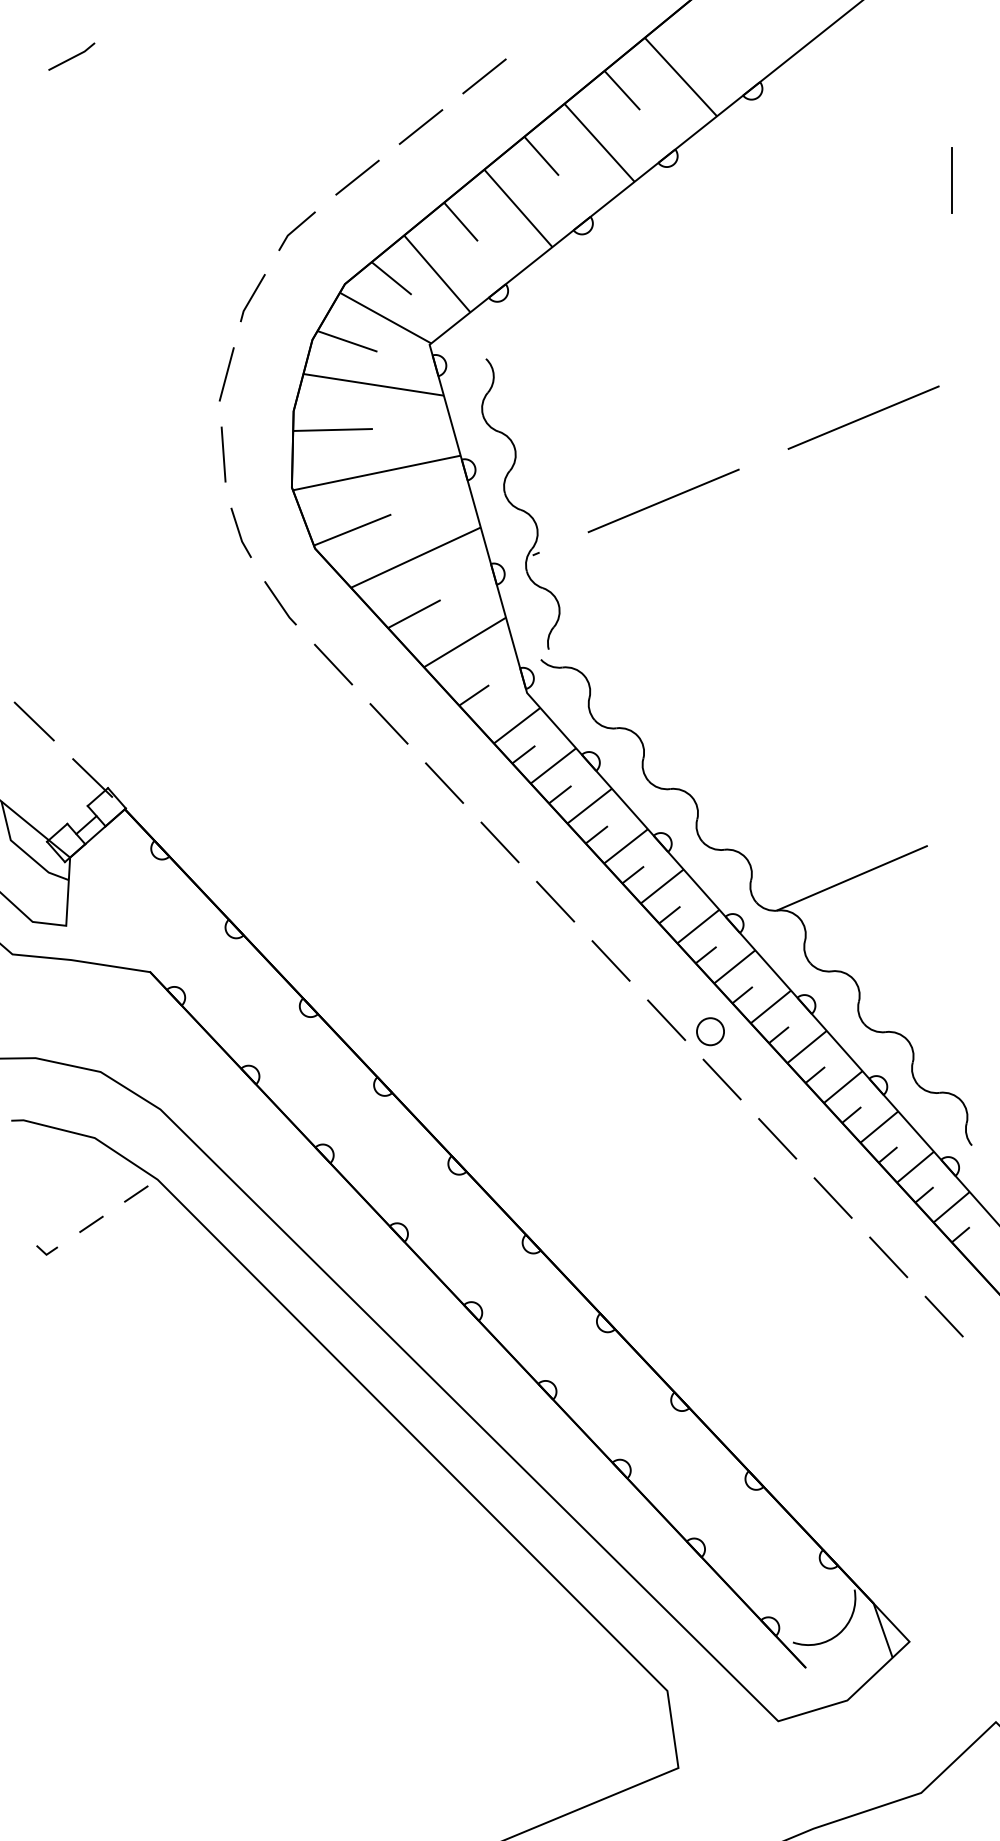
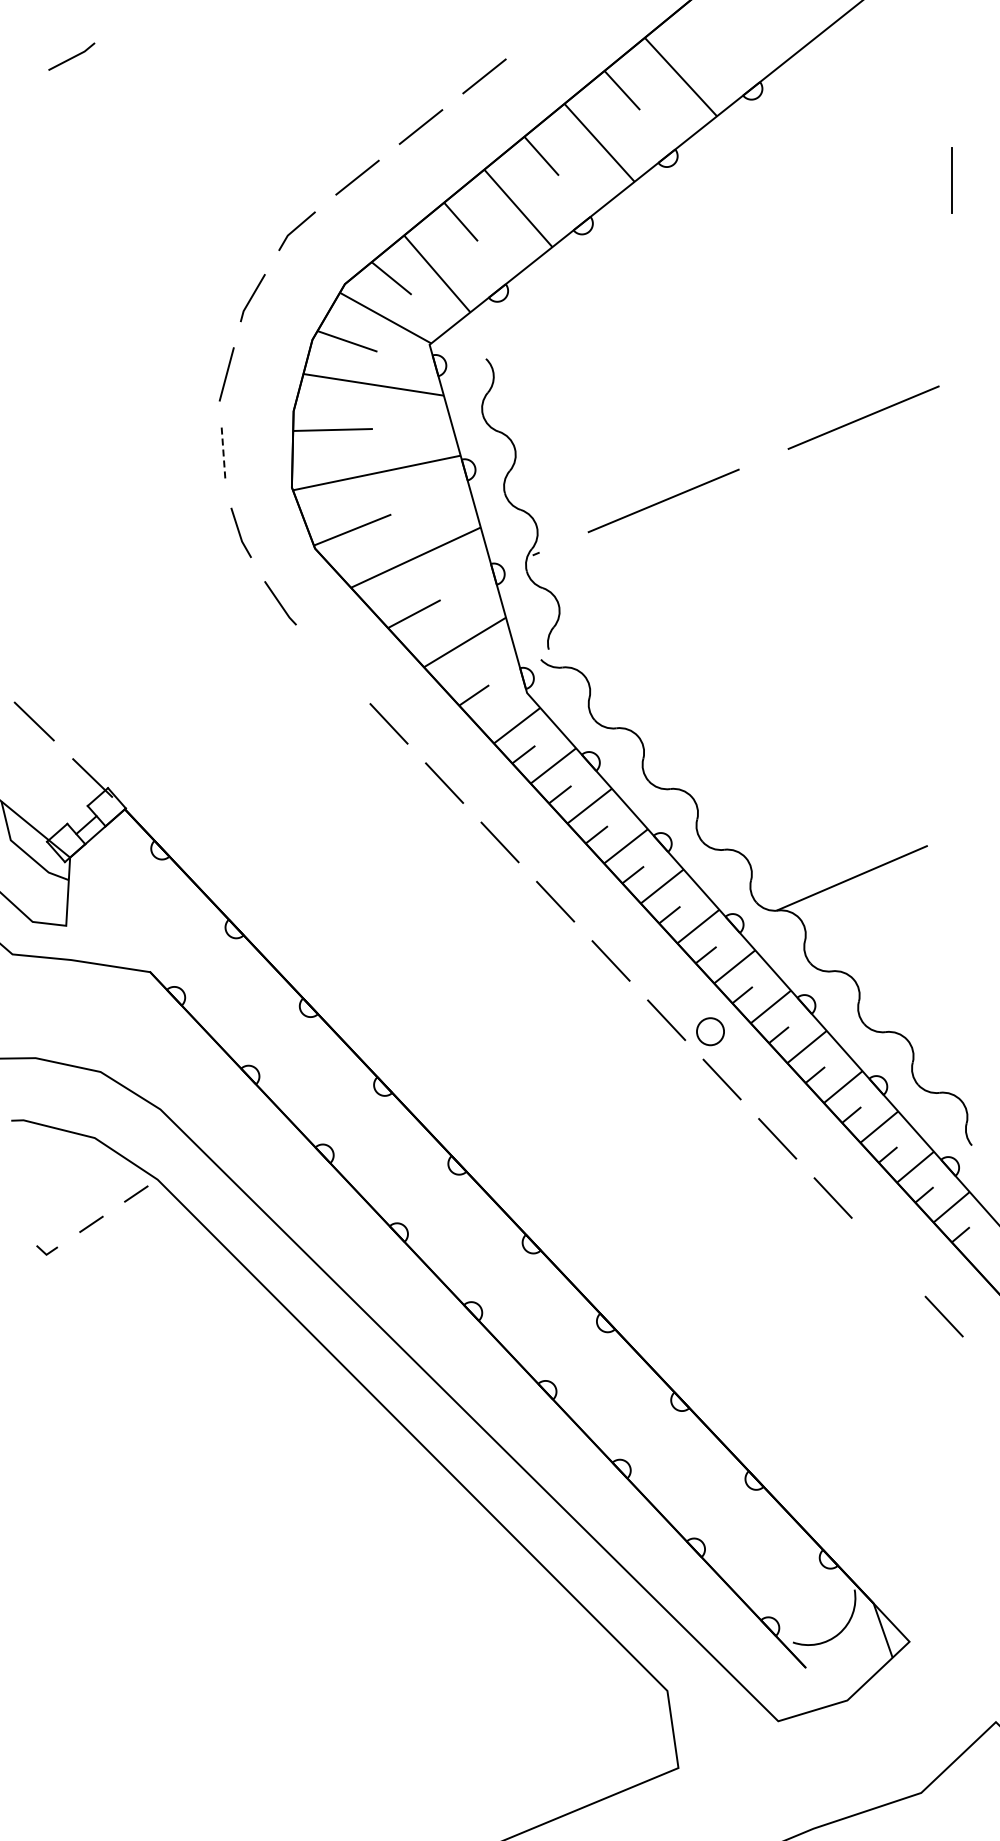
line: solid -> dashed (223, 455)
line: present -> none (333, 664)
line: present -> none (888, 1257)
